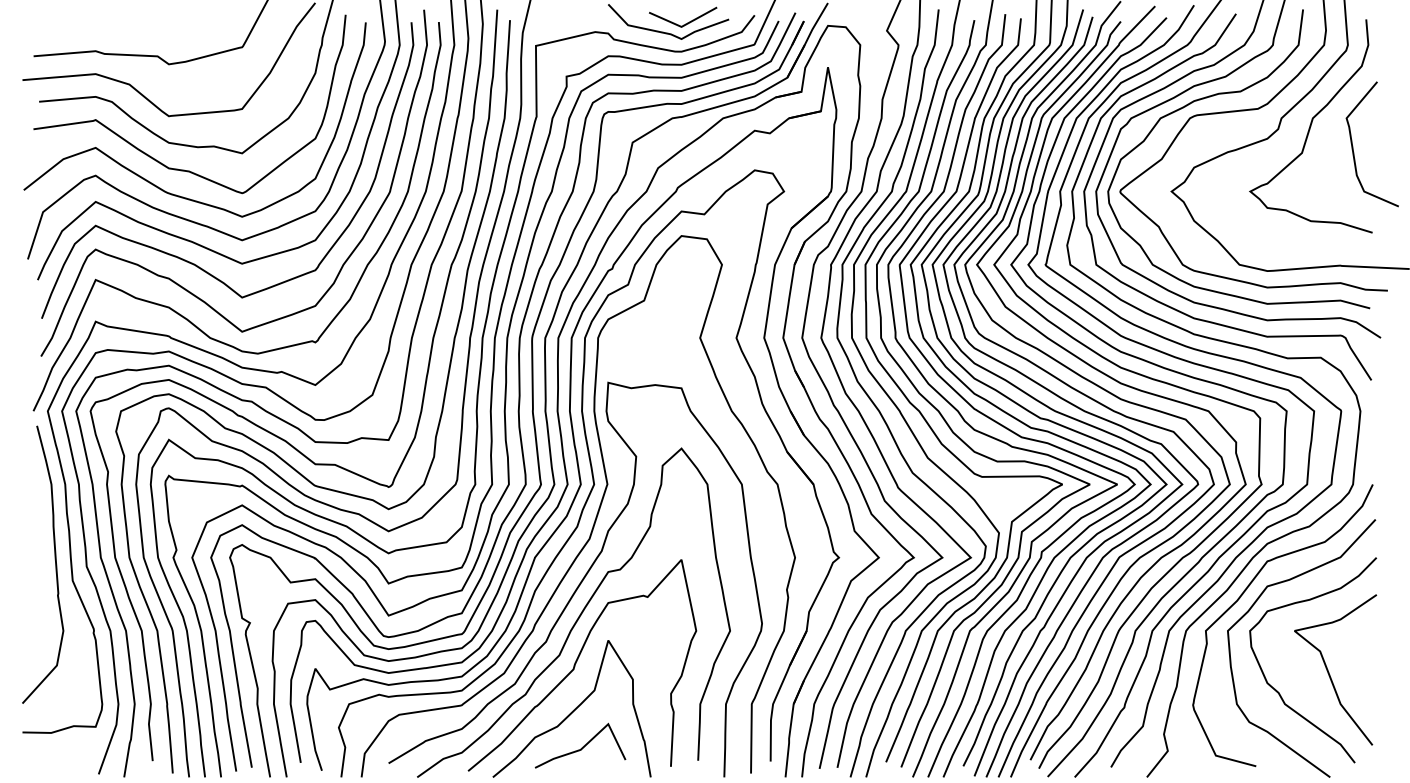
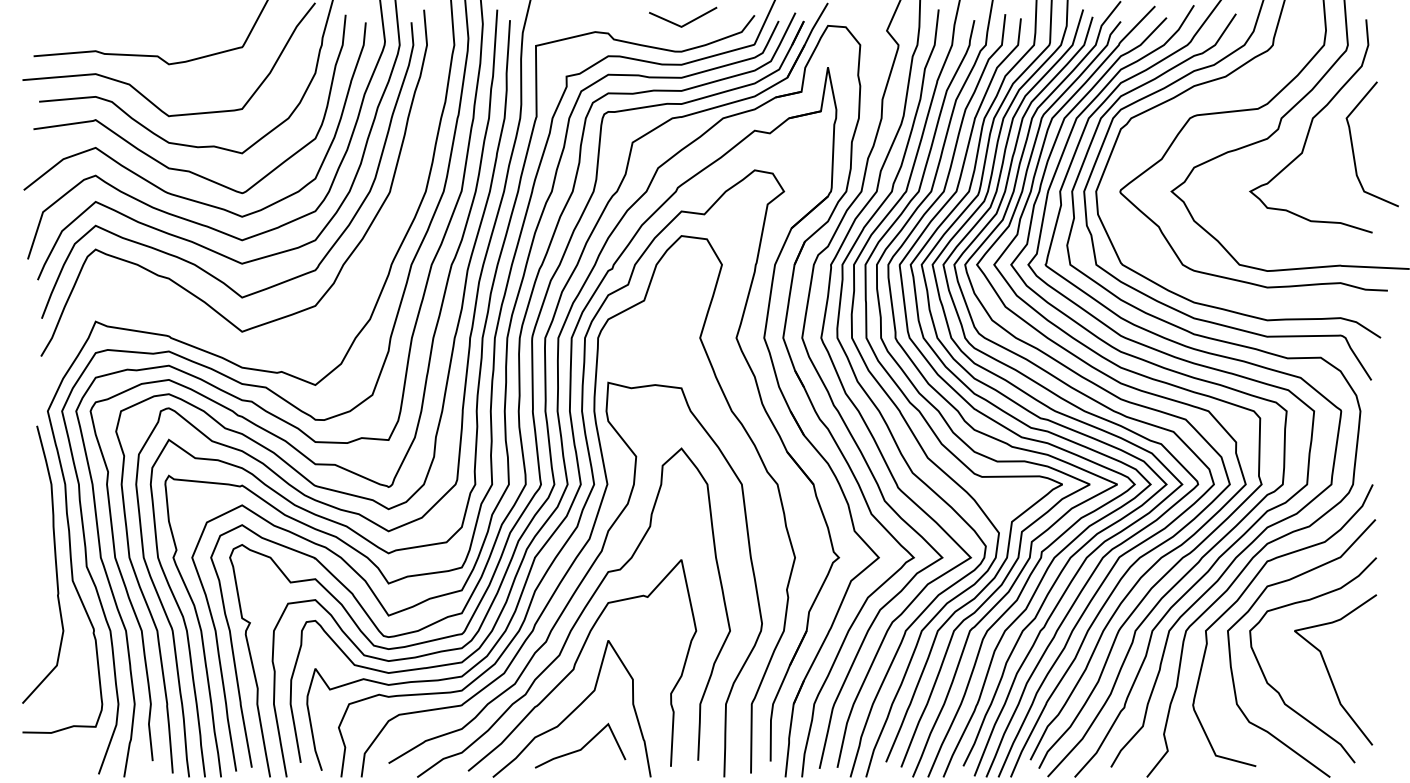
curve: present -> none (668, 32)
curve: present -> none (1233, 93)
curve: present -> none (175, 310)
